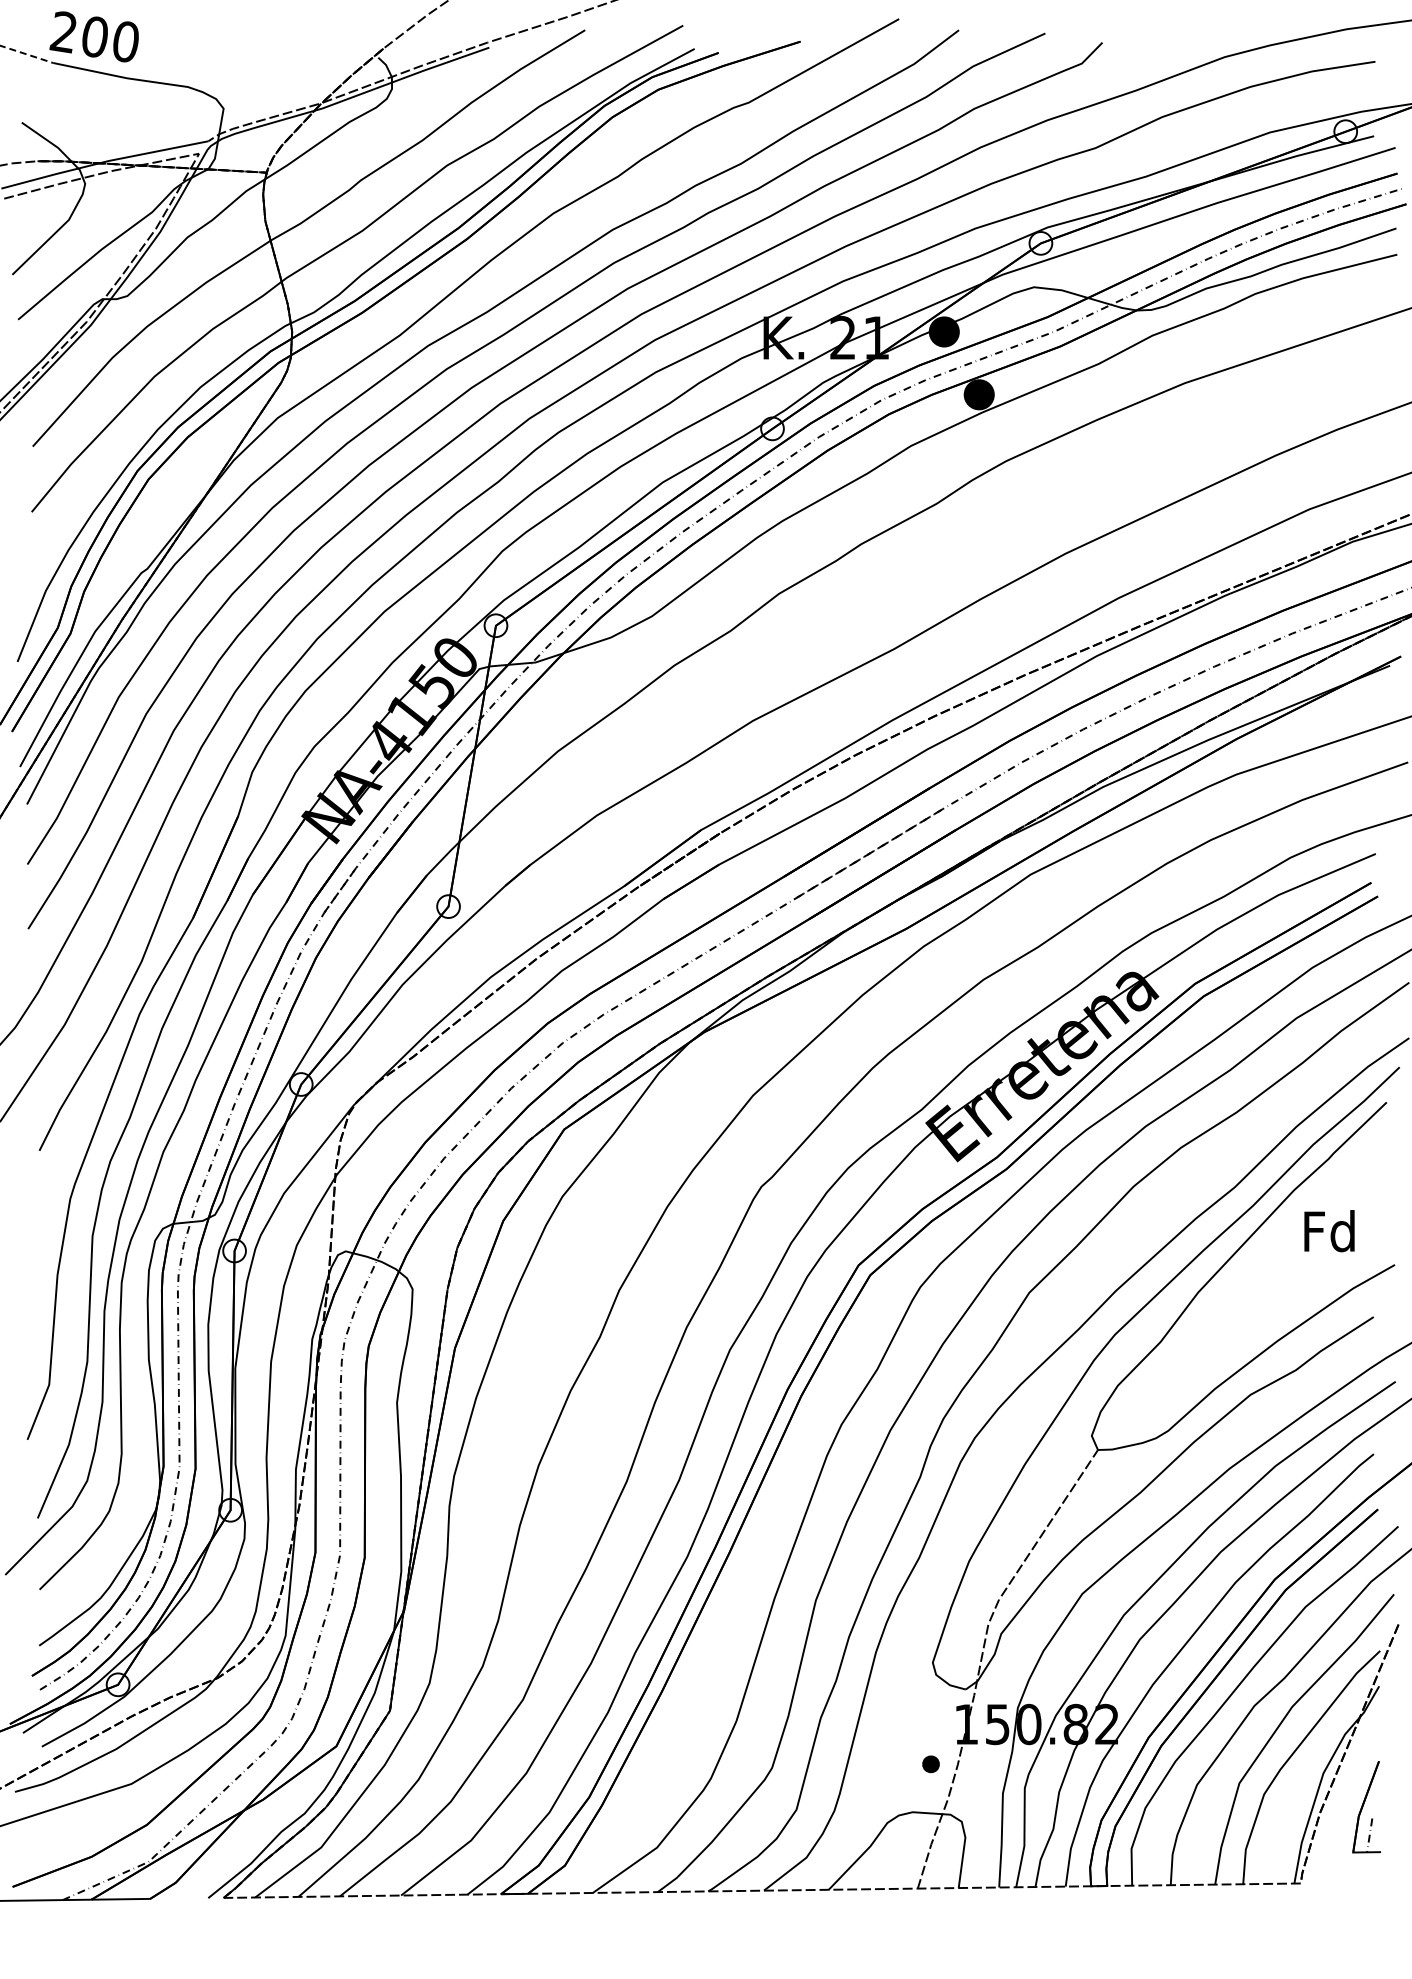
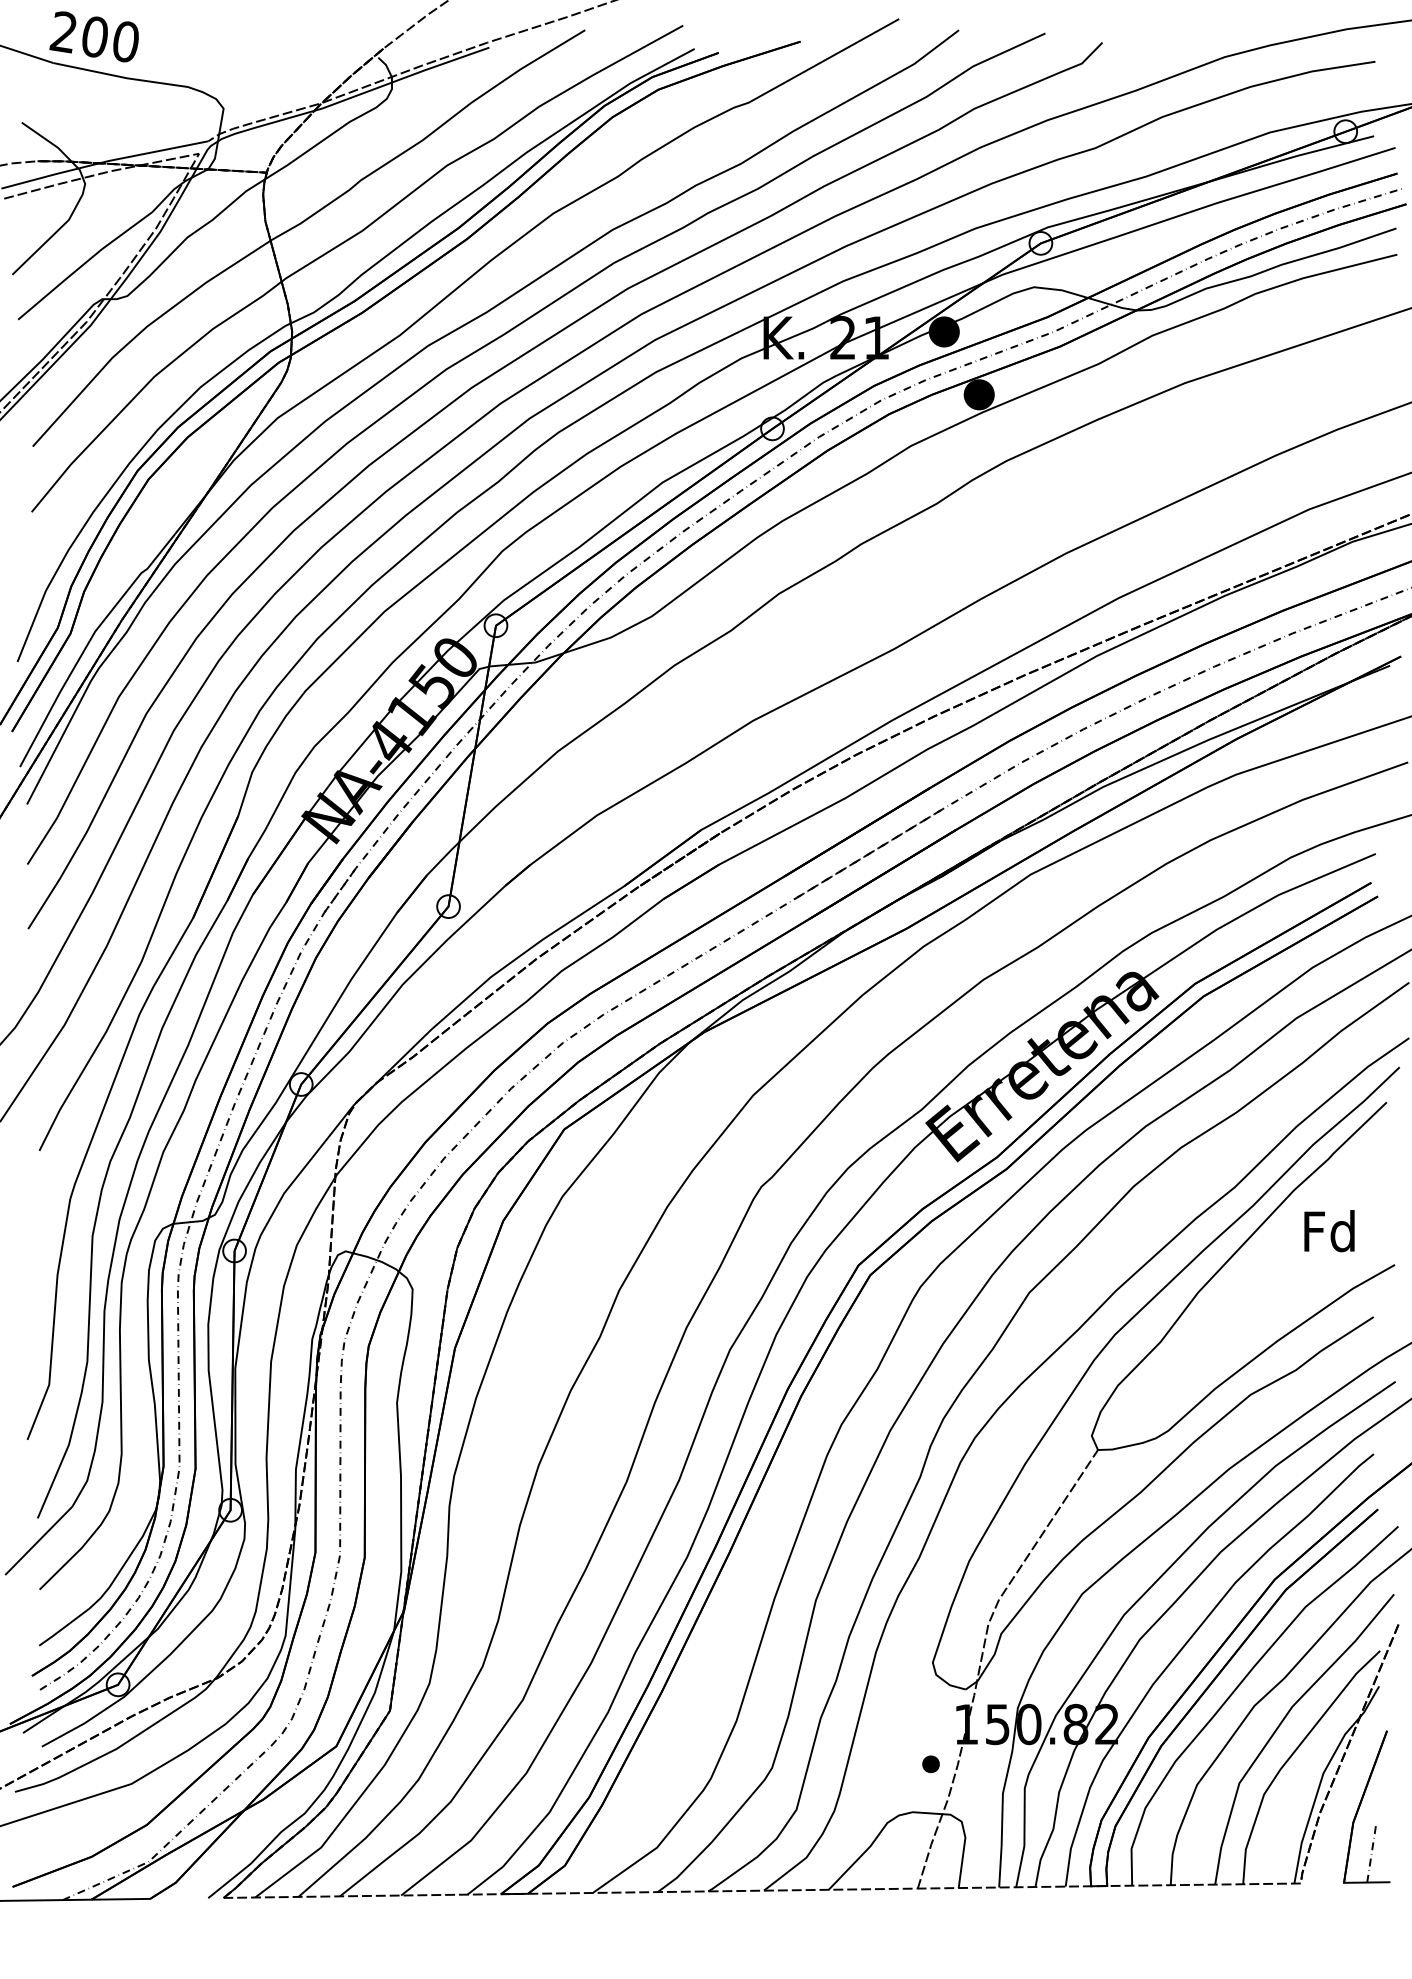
line: dashed -> solid (26, 54)
part size: 29x93 px -> 48x154 px (1366, 1806)
